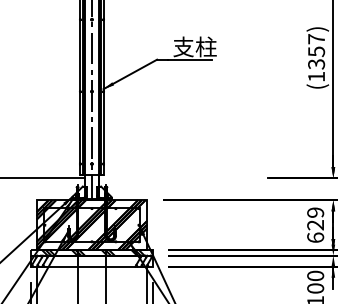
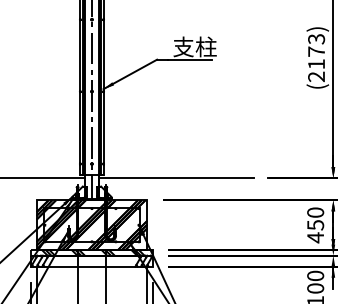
text: (1357) -> (2173) (316, 58)
line: none -> present (175, 178)
text: 629 -> 450 (315, 225)
